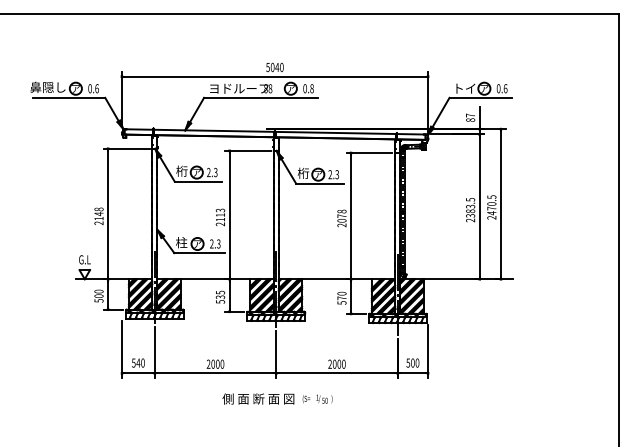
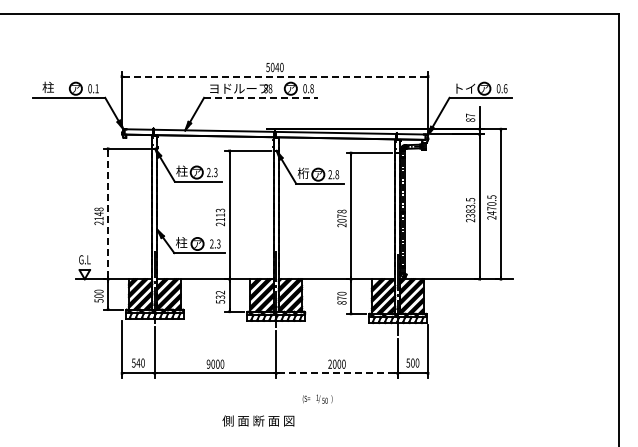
line: solid -> dashed (275, 76)
text: 鼻隠し -> 柱 (47, 86)
text: 0.6 -> 0.1 (96, 88)
line: solid -> dashed (261, 97)
text: 桁 -> 柱 (181, 170)
text: 2.3 -> 2.8 (337, 174)
line: solid -> dashed (108, 214)
text: 535 -> 532 (220, 292)
text: 570 -> 870 (341, 302)
text: 2000 -> 9000 (208, 364)
line: solid -> dashed (337, 373)
text position: (258, 398) -> (258, 420) (258, 420)
